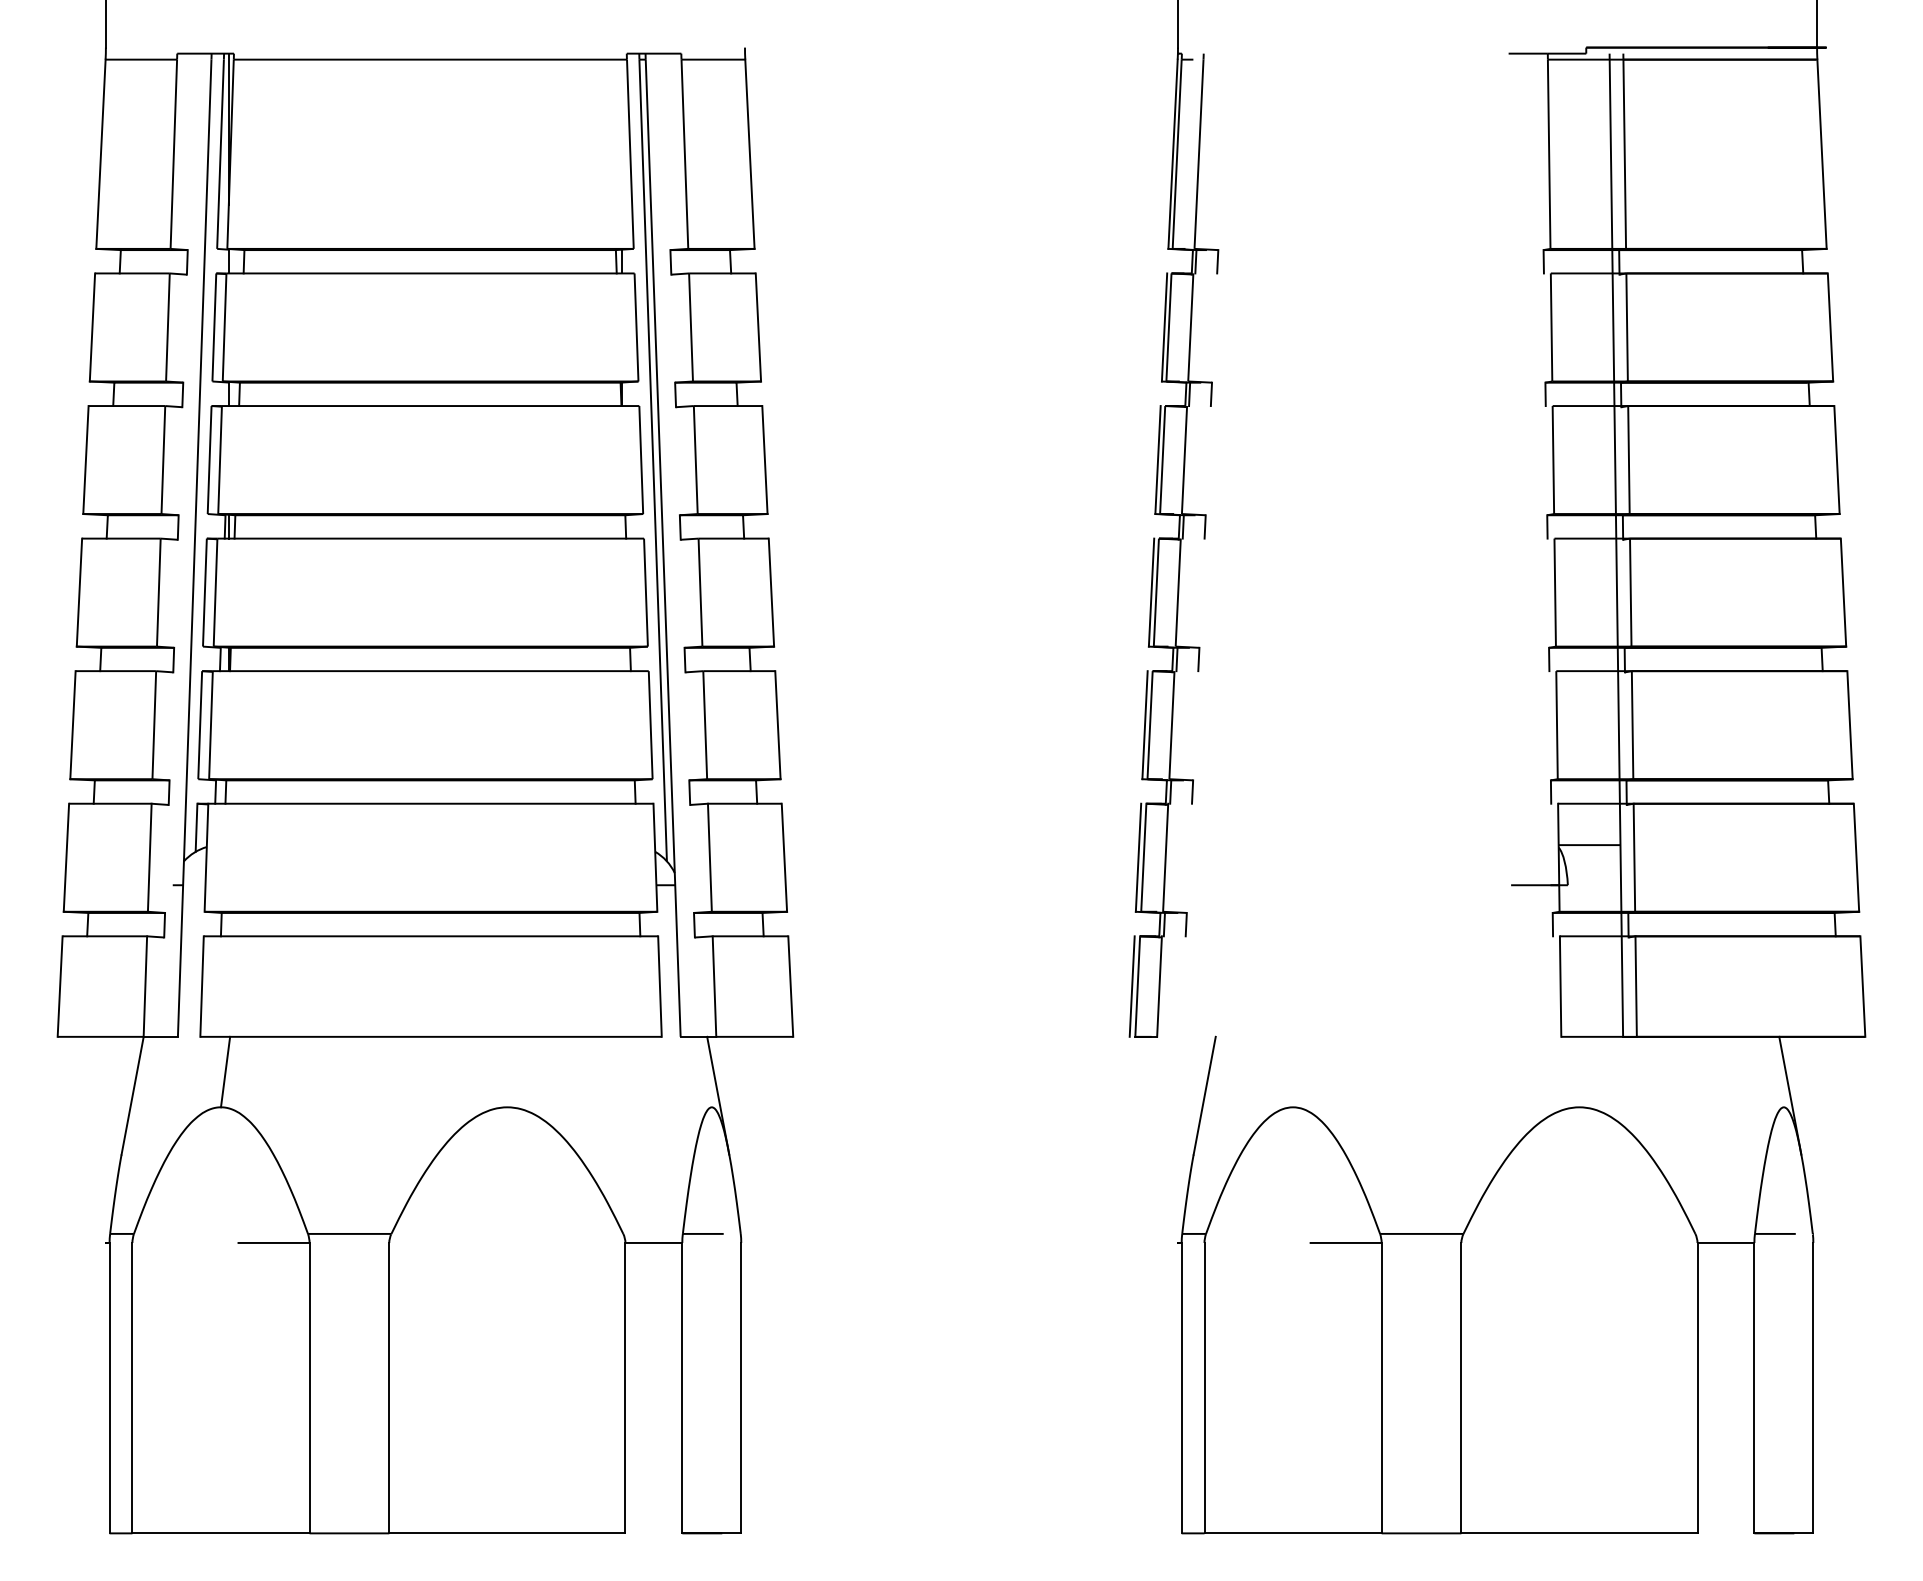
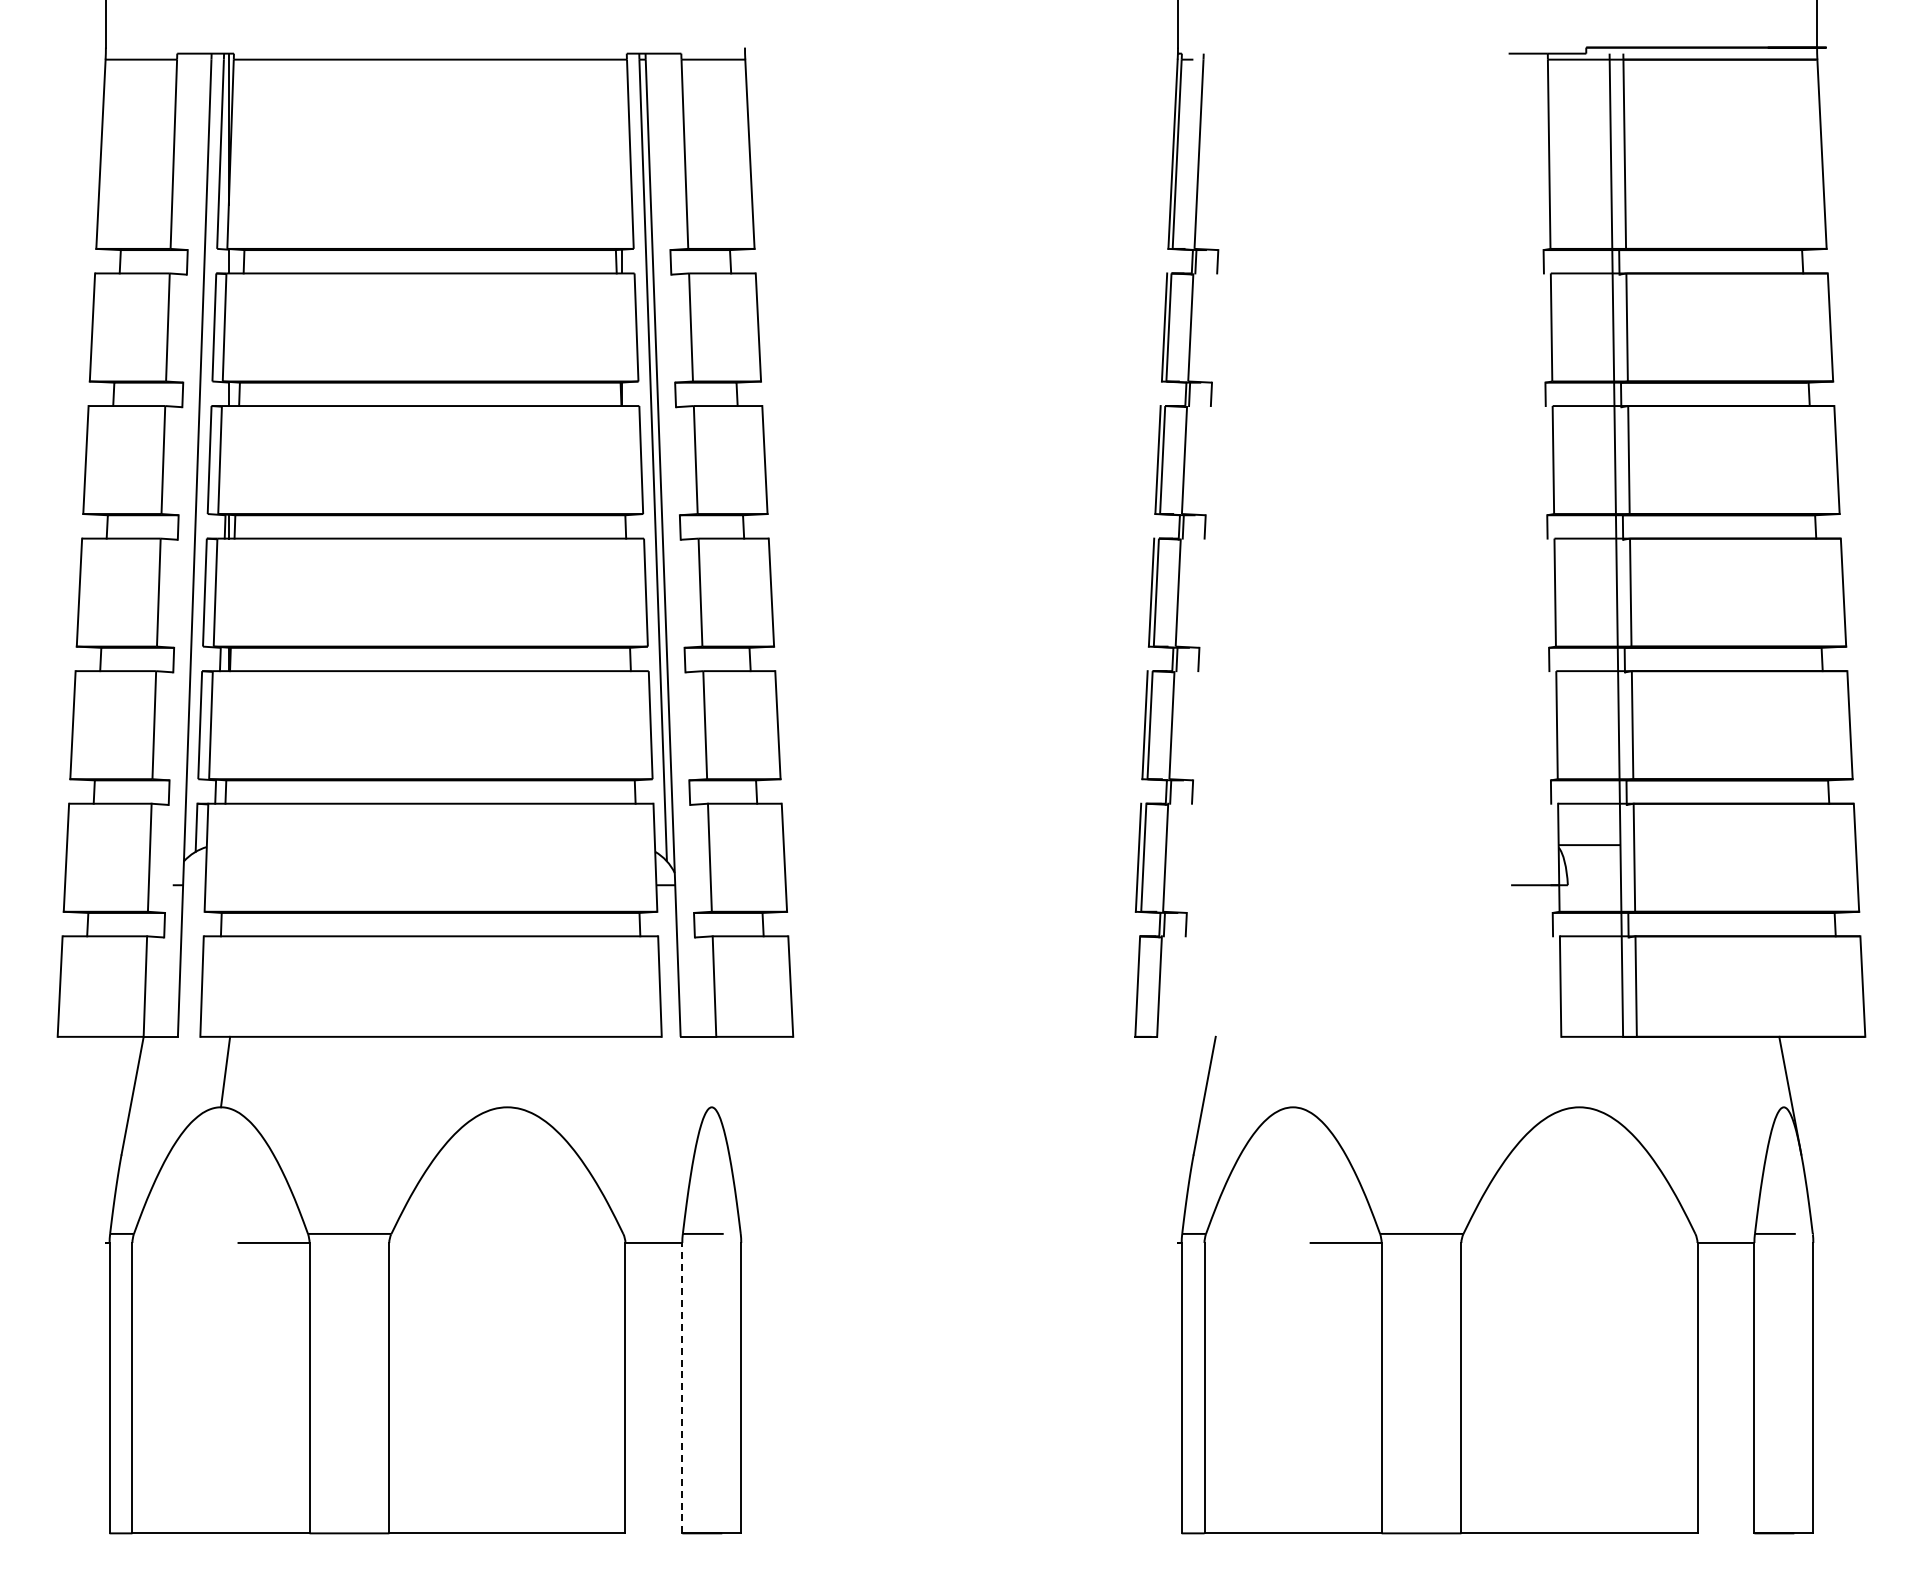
line: present -> none (1131, 986)
line: present -> none (718, 1095)
line: solid -> dashed (682, 1387)
